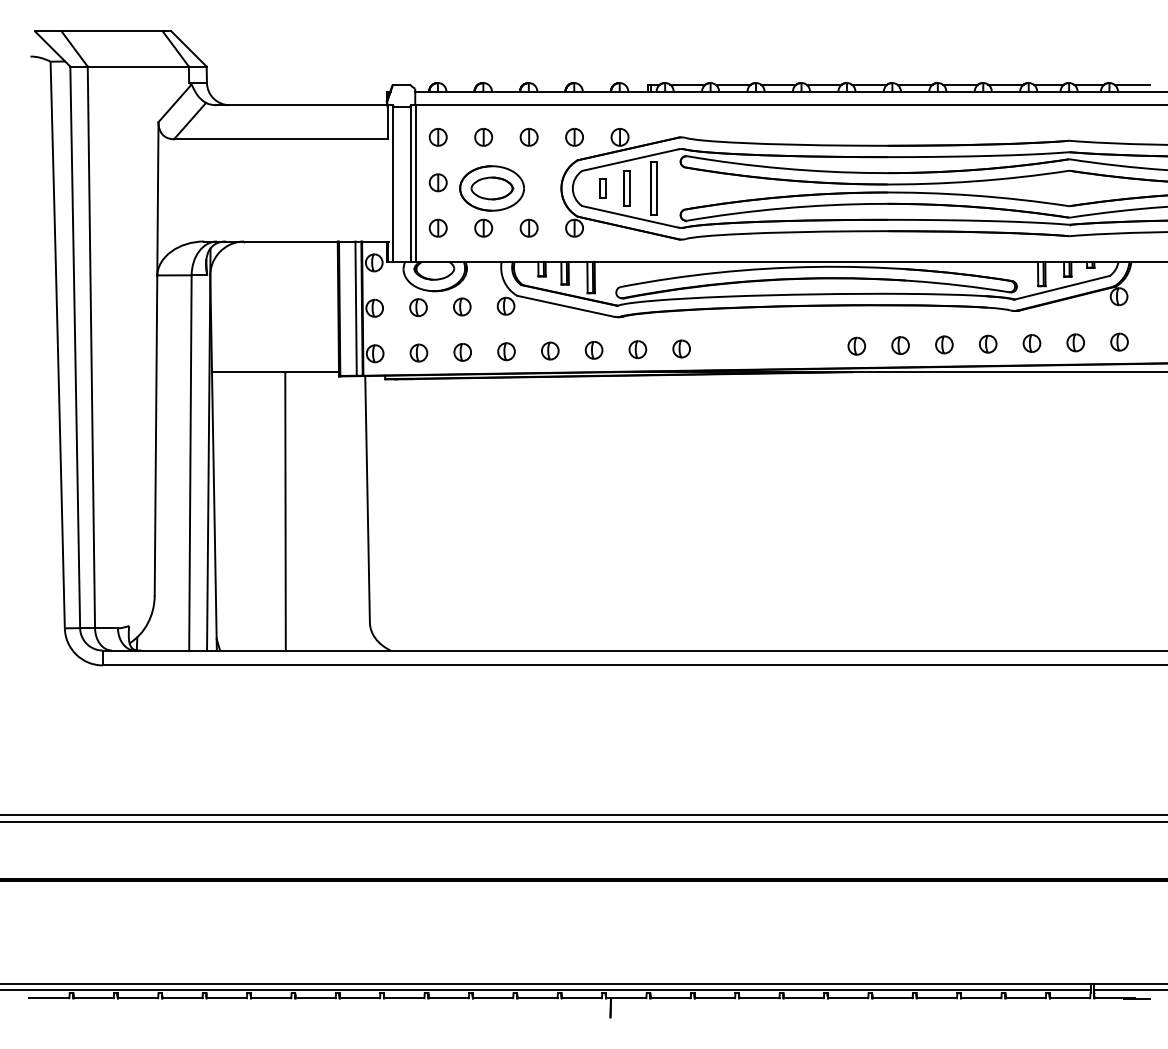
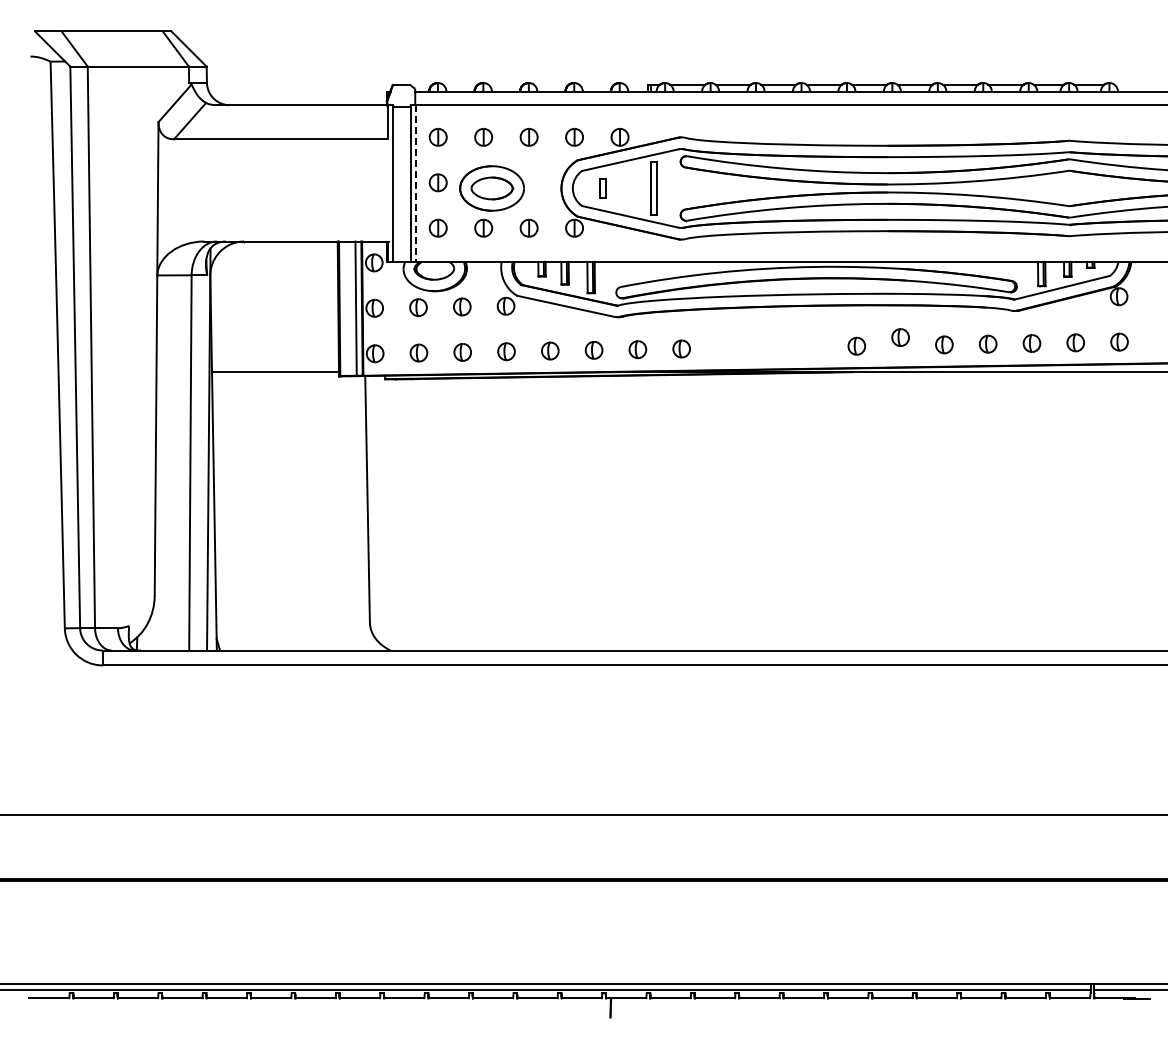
line: present -> none (1131, 84)
line: solid -> dashed (415, 184)
part: present -> none (626, 188)
part position: (900, 345) -> (900, 337) (900, 337)
line: present -> none (285, 511)
line: present -> none (583, 821)
